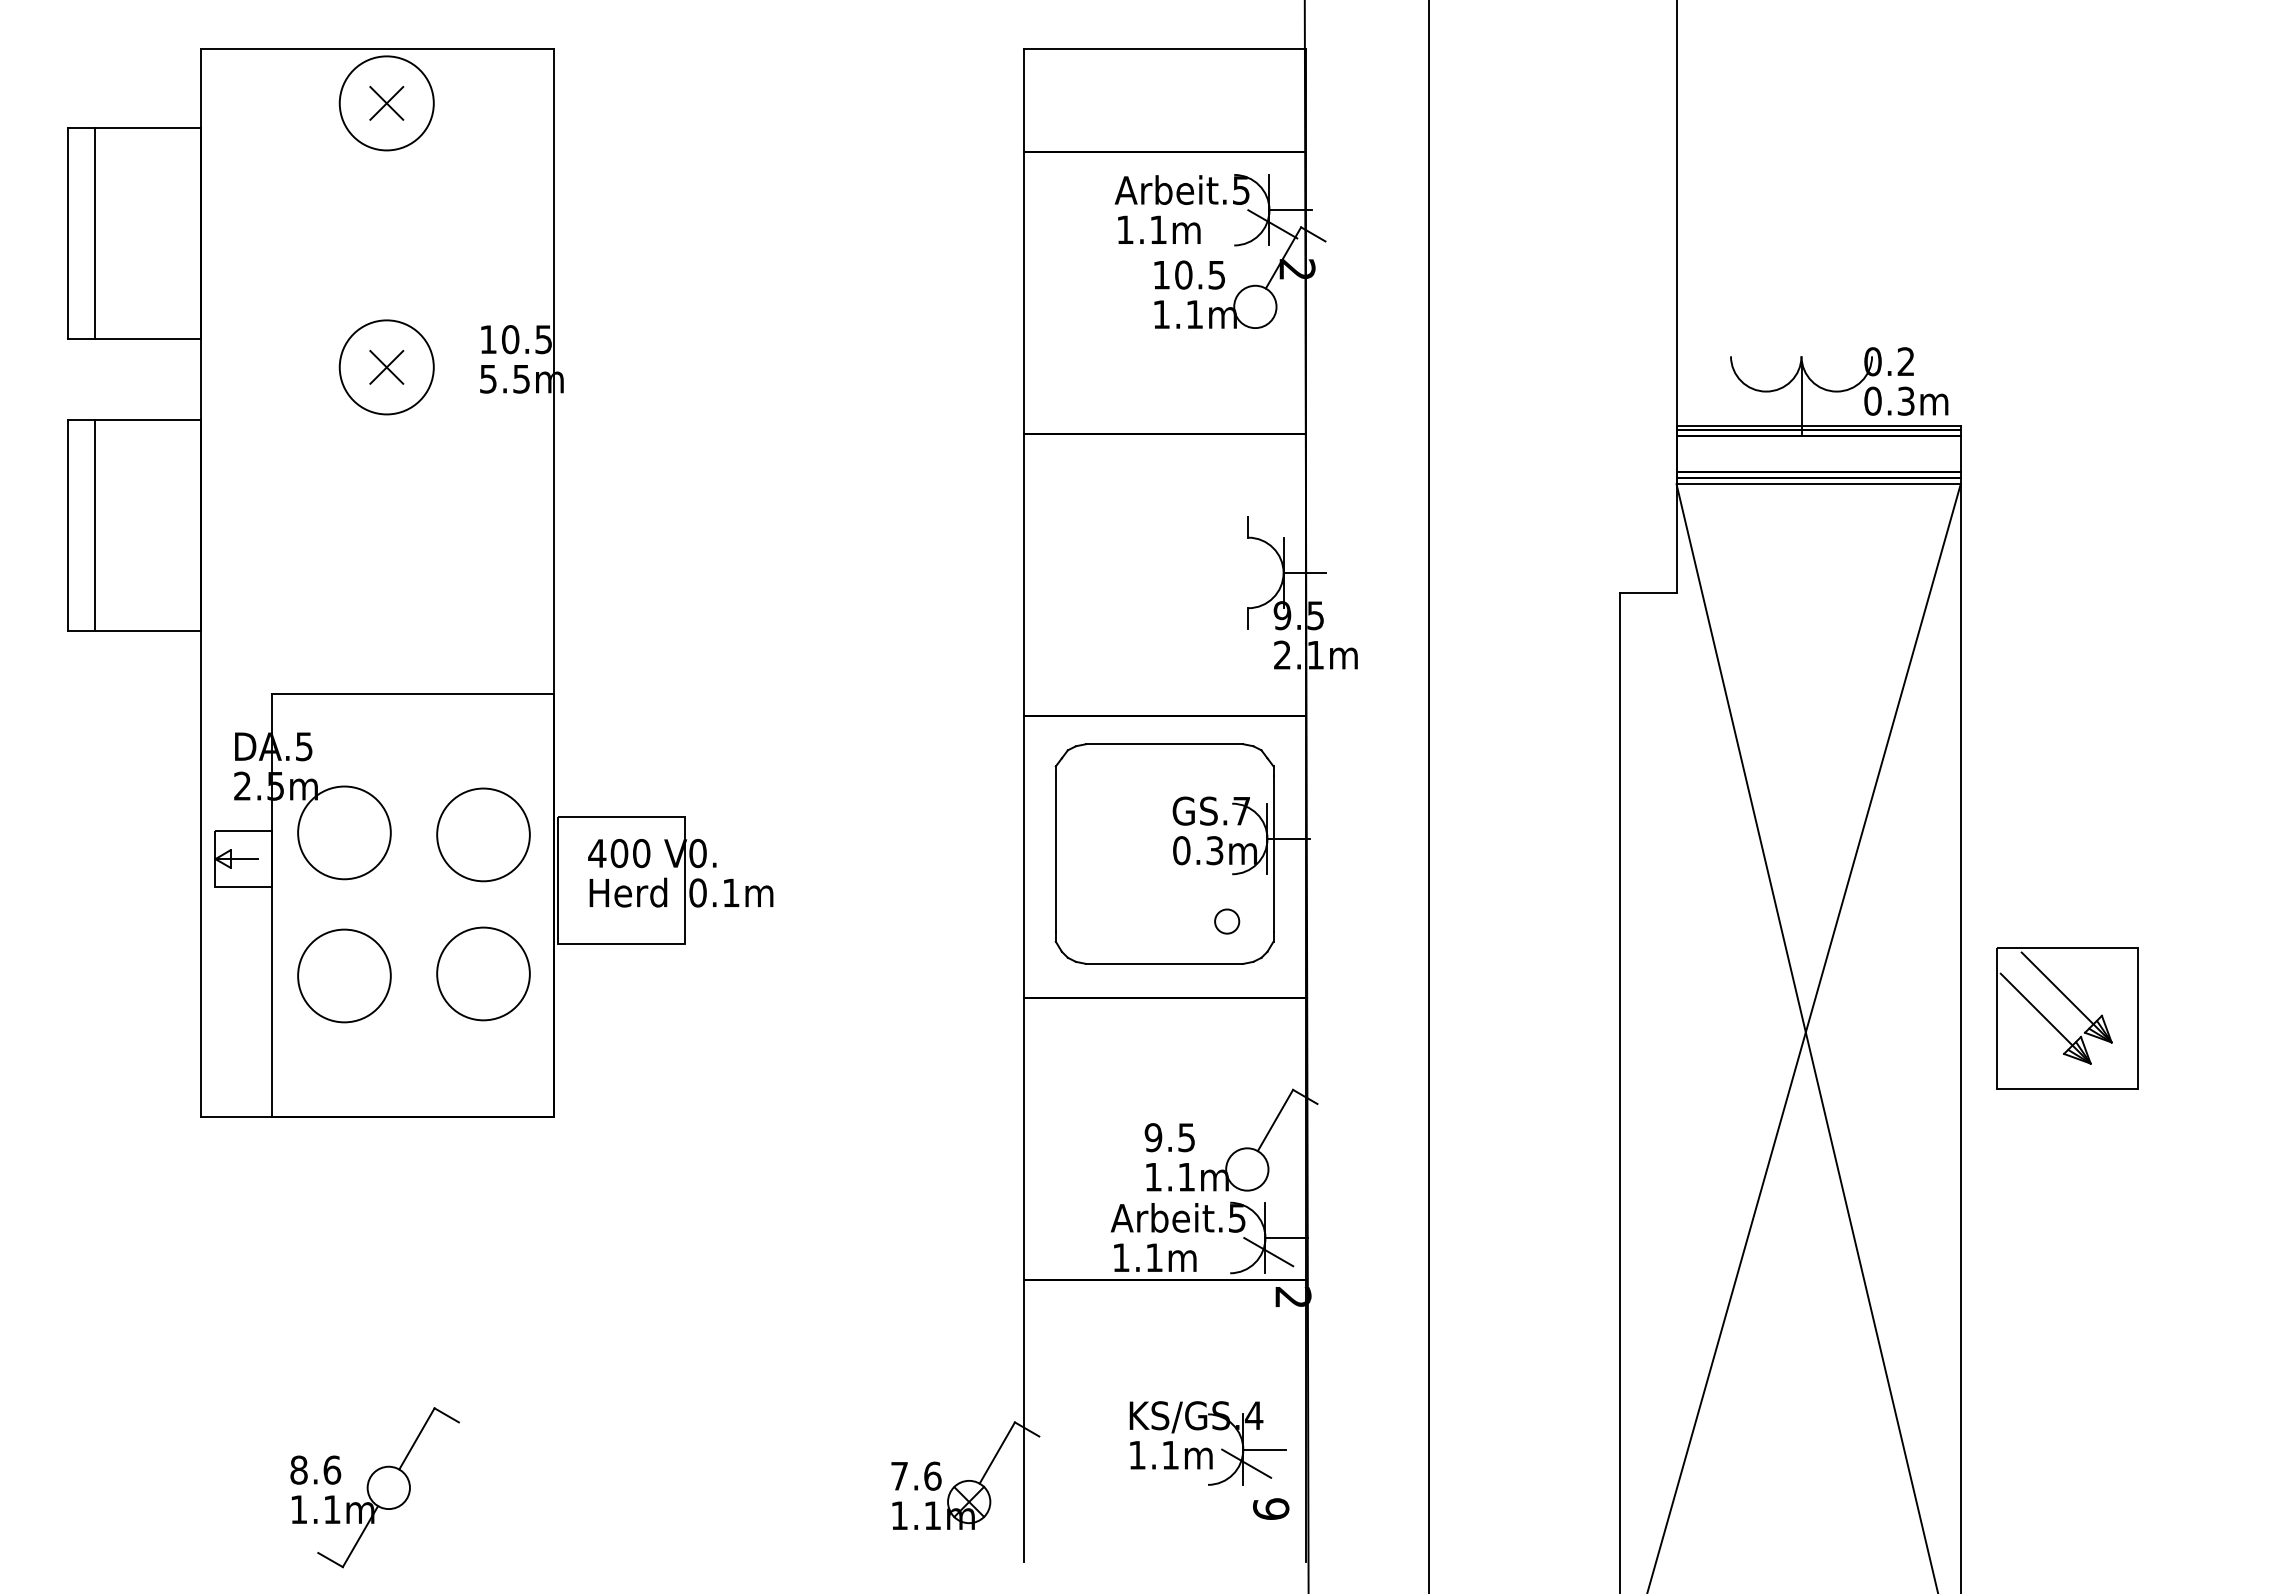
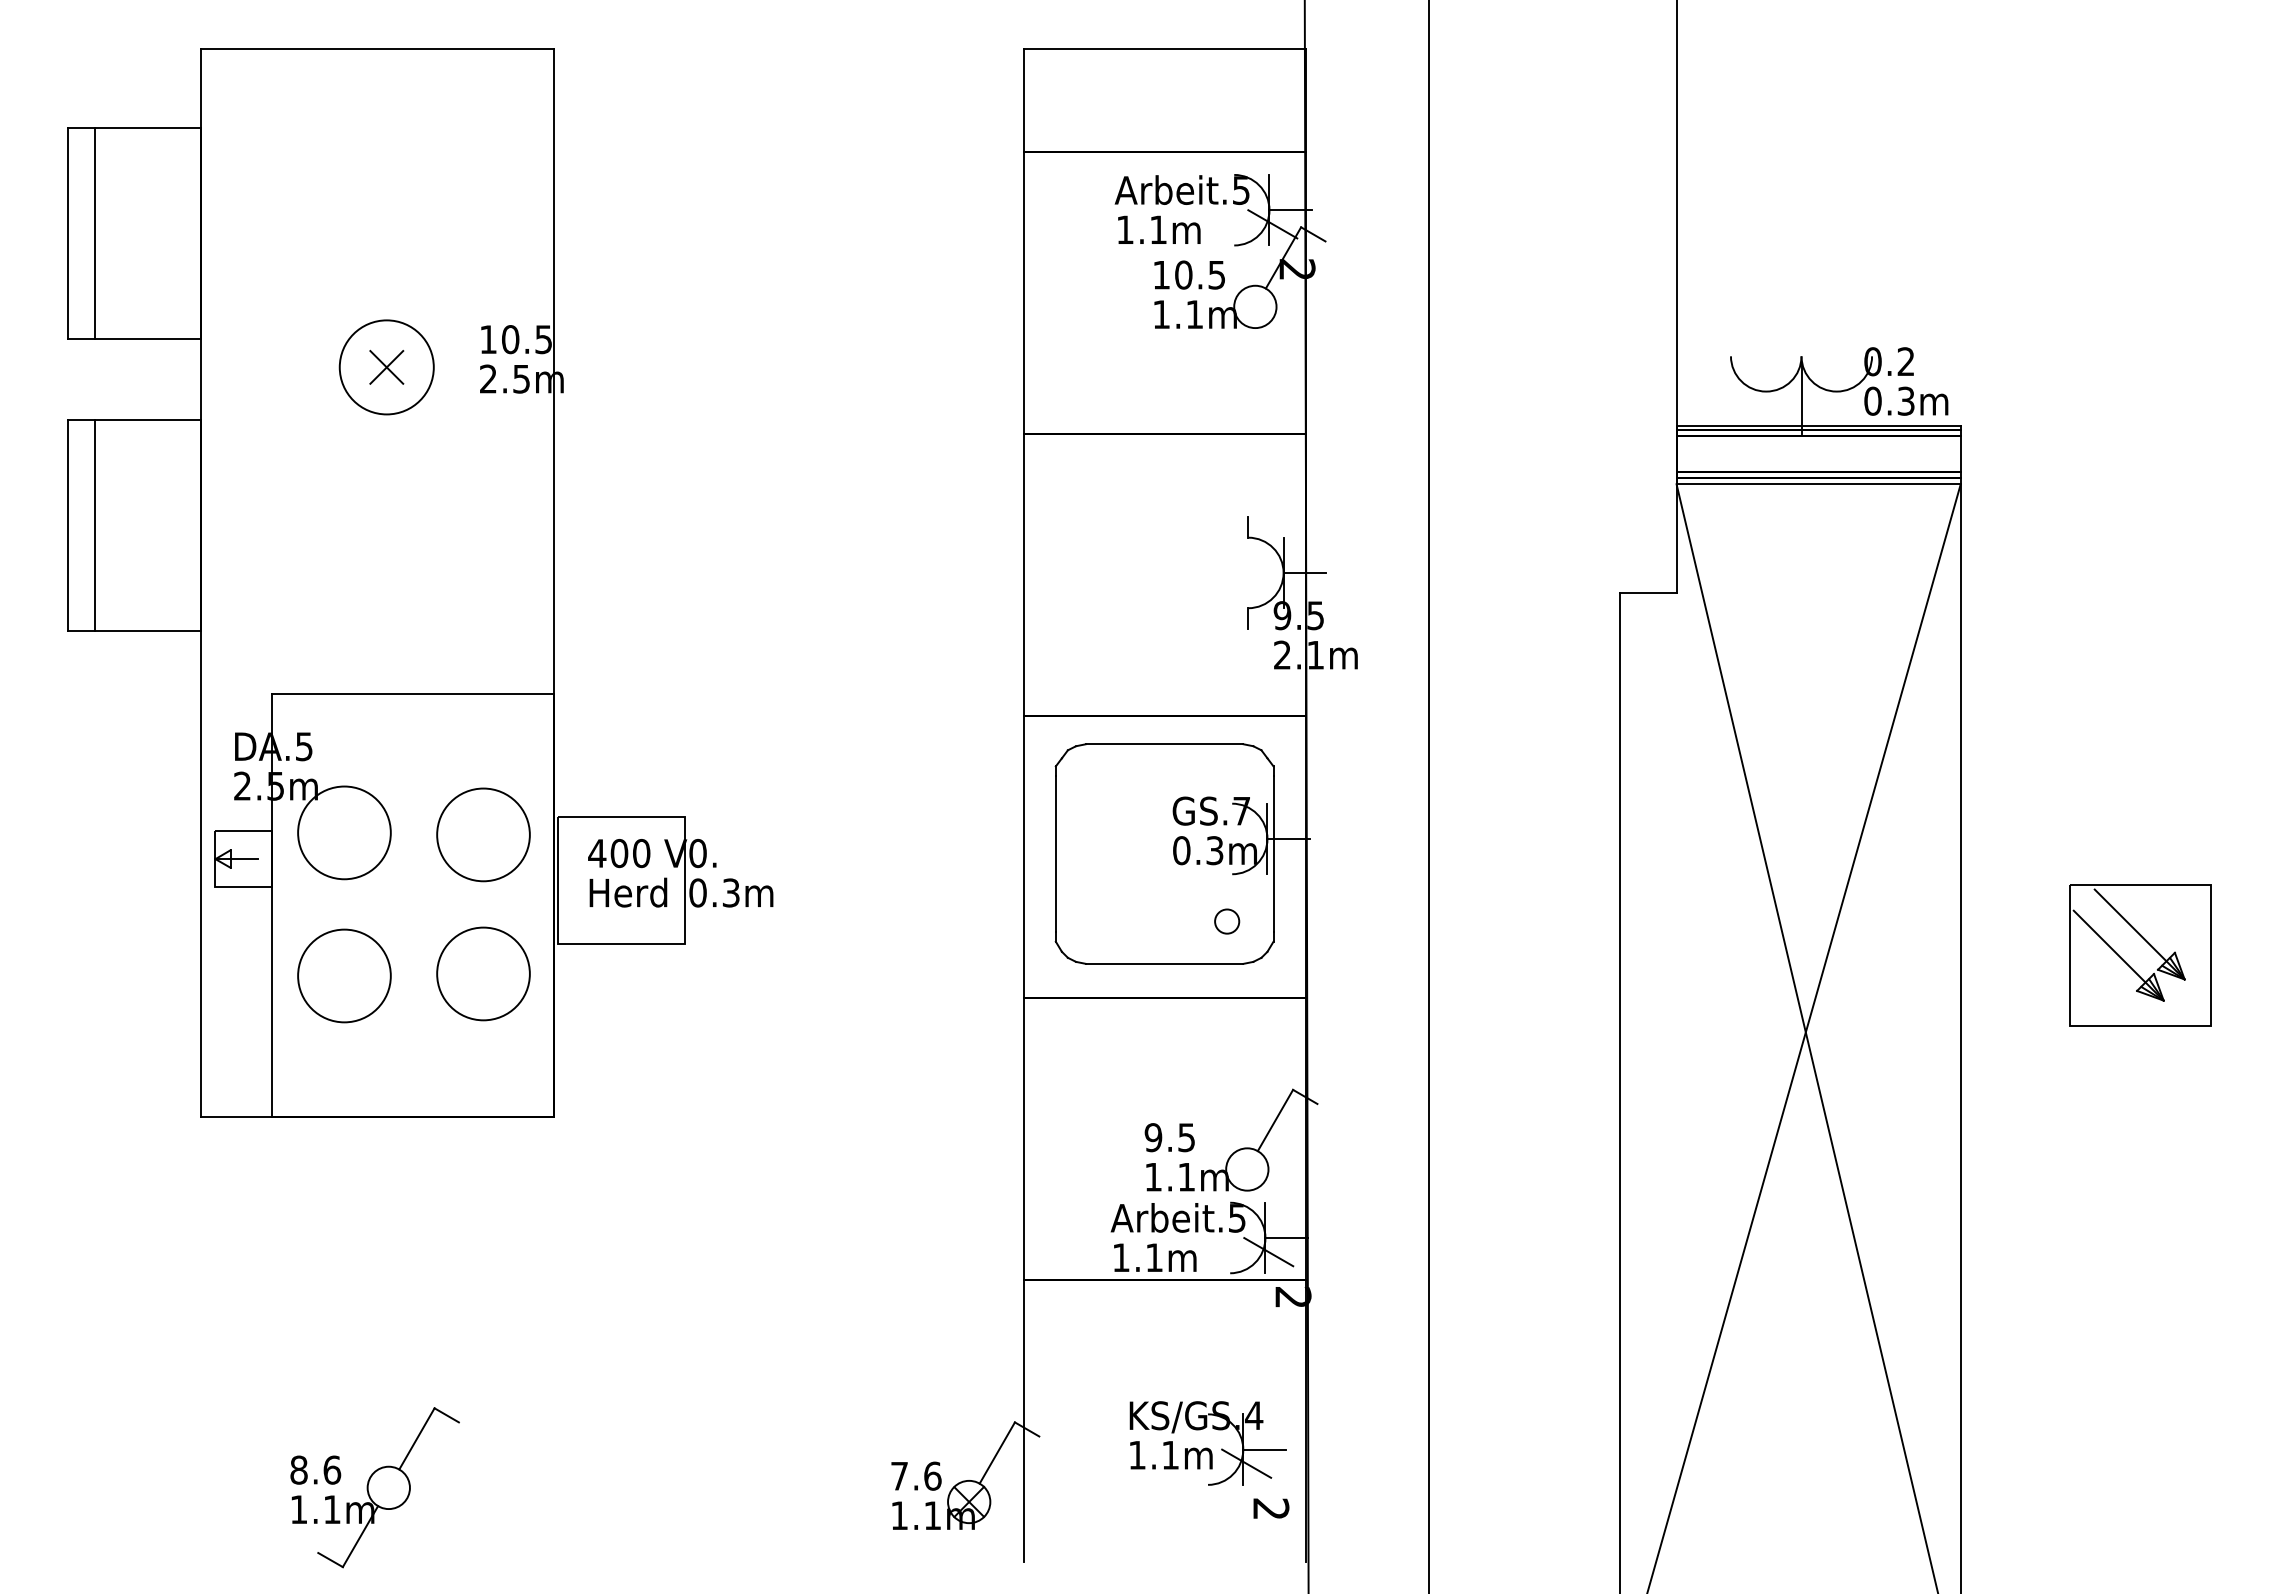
part: present -> none (386, 103)
text: 5.5m -> 2.5m (488, 378)
text: 0.1m -> 0.3m (730, 892)
part position: (2067, 1018) -> (2140, 955) (2140, 955)
text: 9 -> 2 (1271, 1508)
